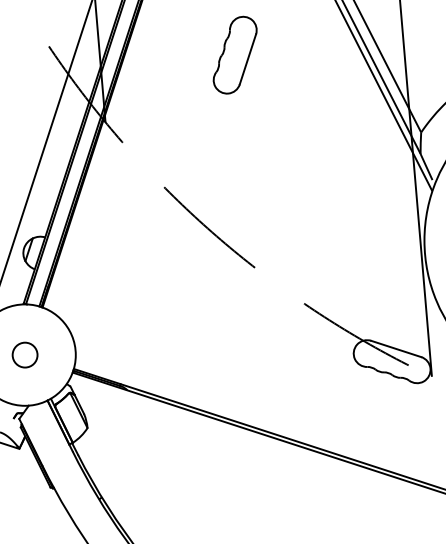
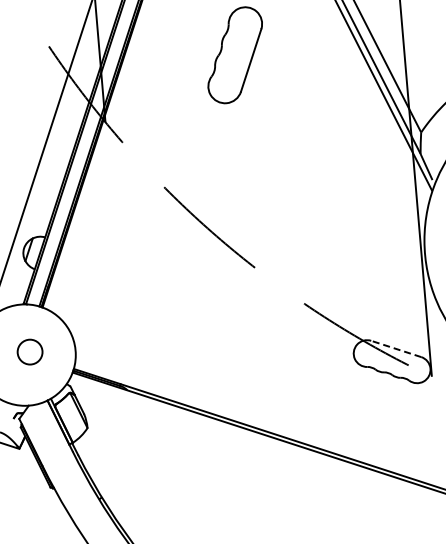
part size: 46x80 px -> 56x99 px (234, 55)
line: solid -> dashed (395, 348)
circle position: (24, 354) -> (29, 351) (29, 351)
